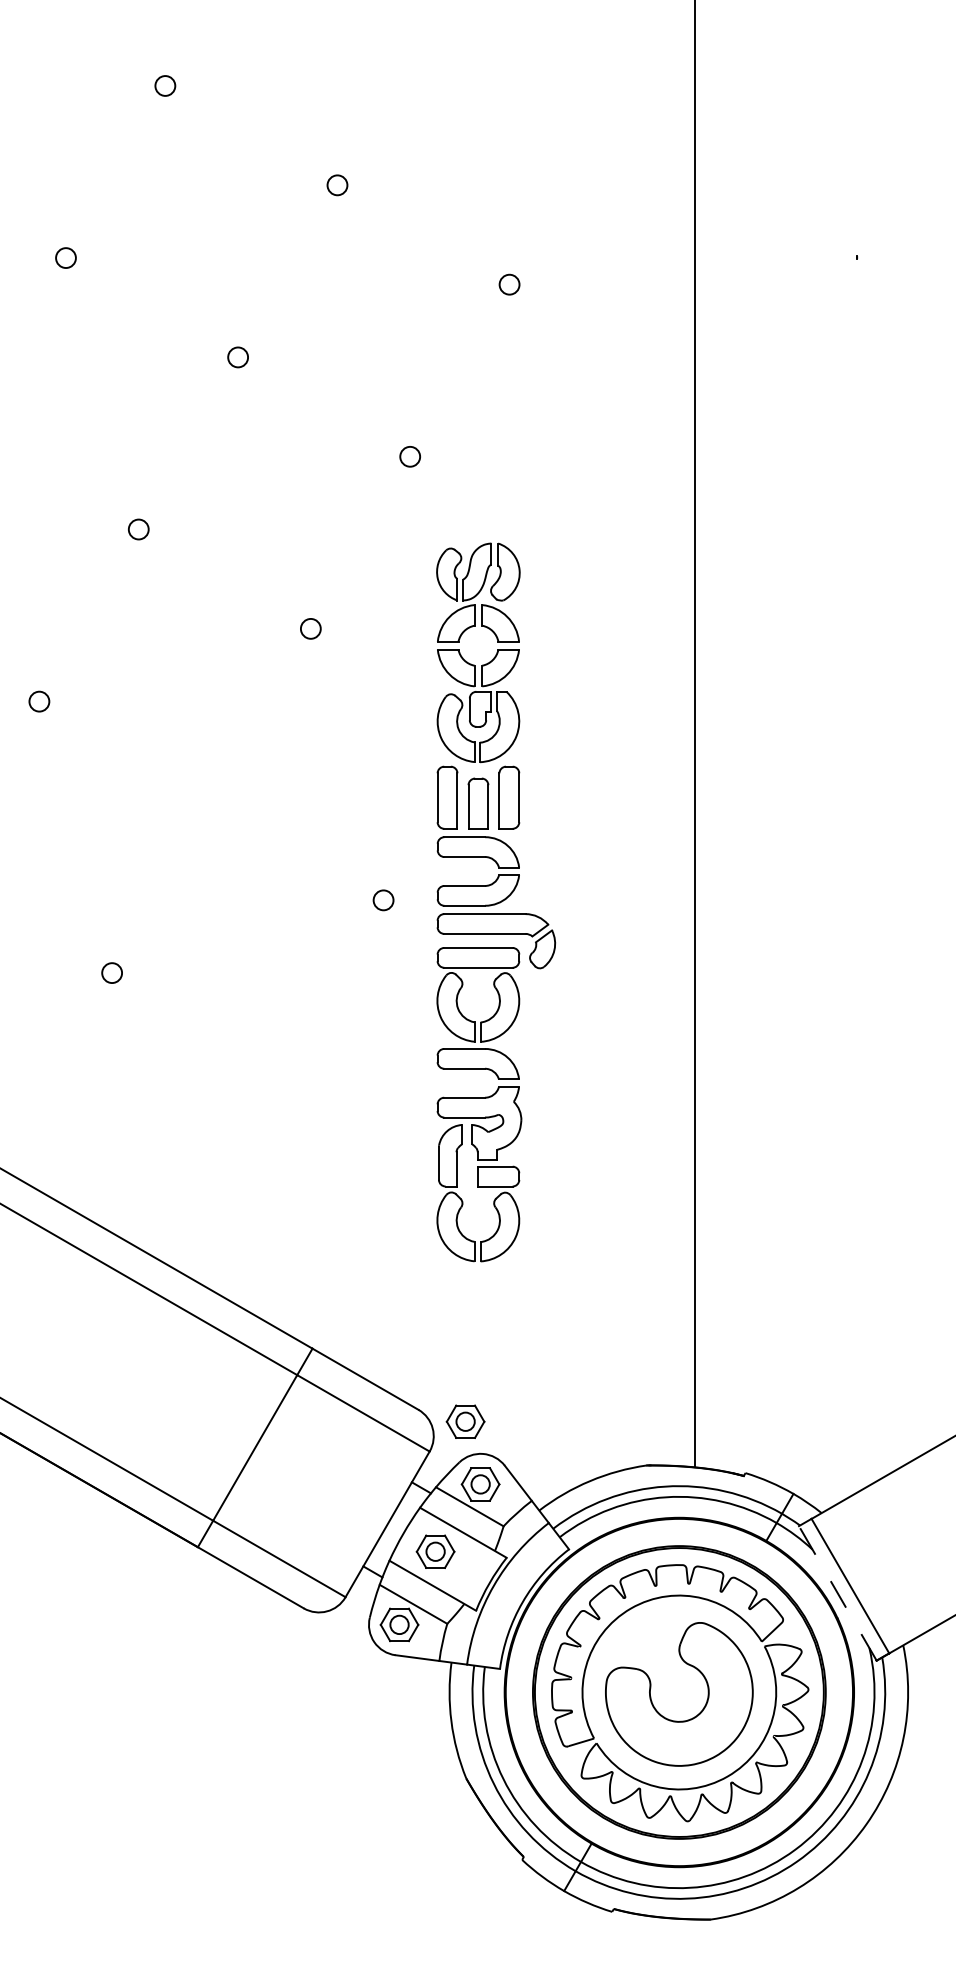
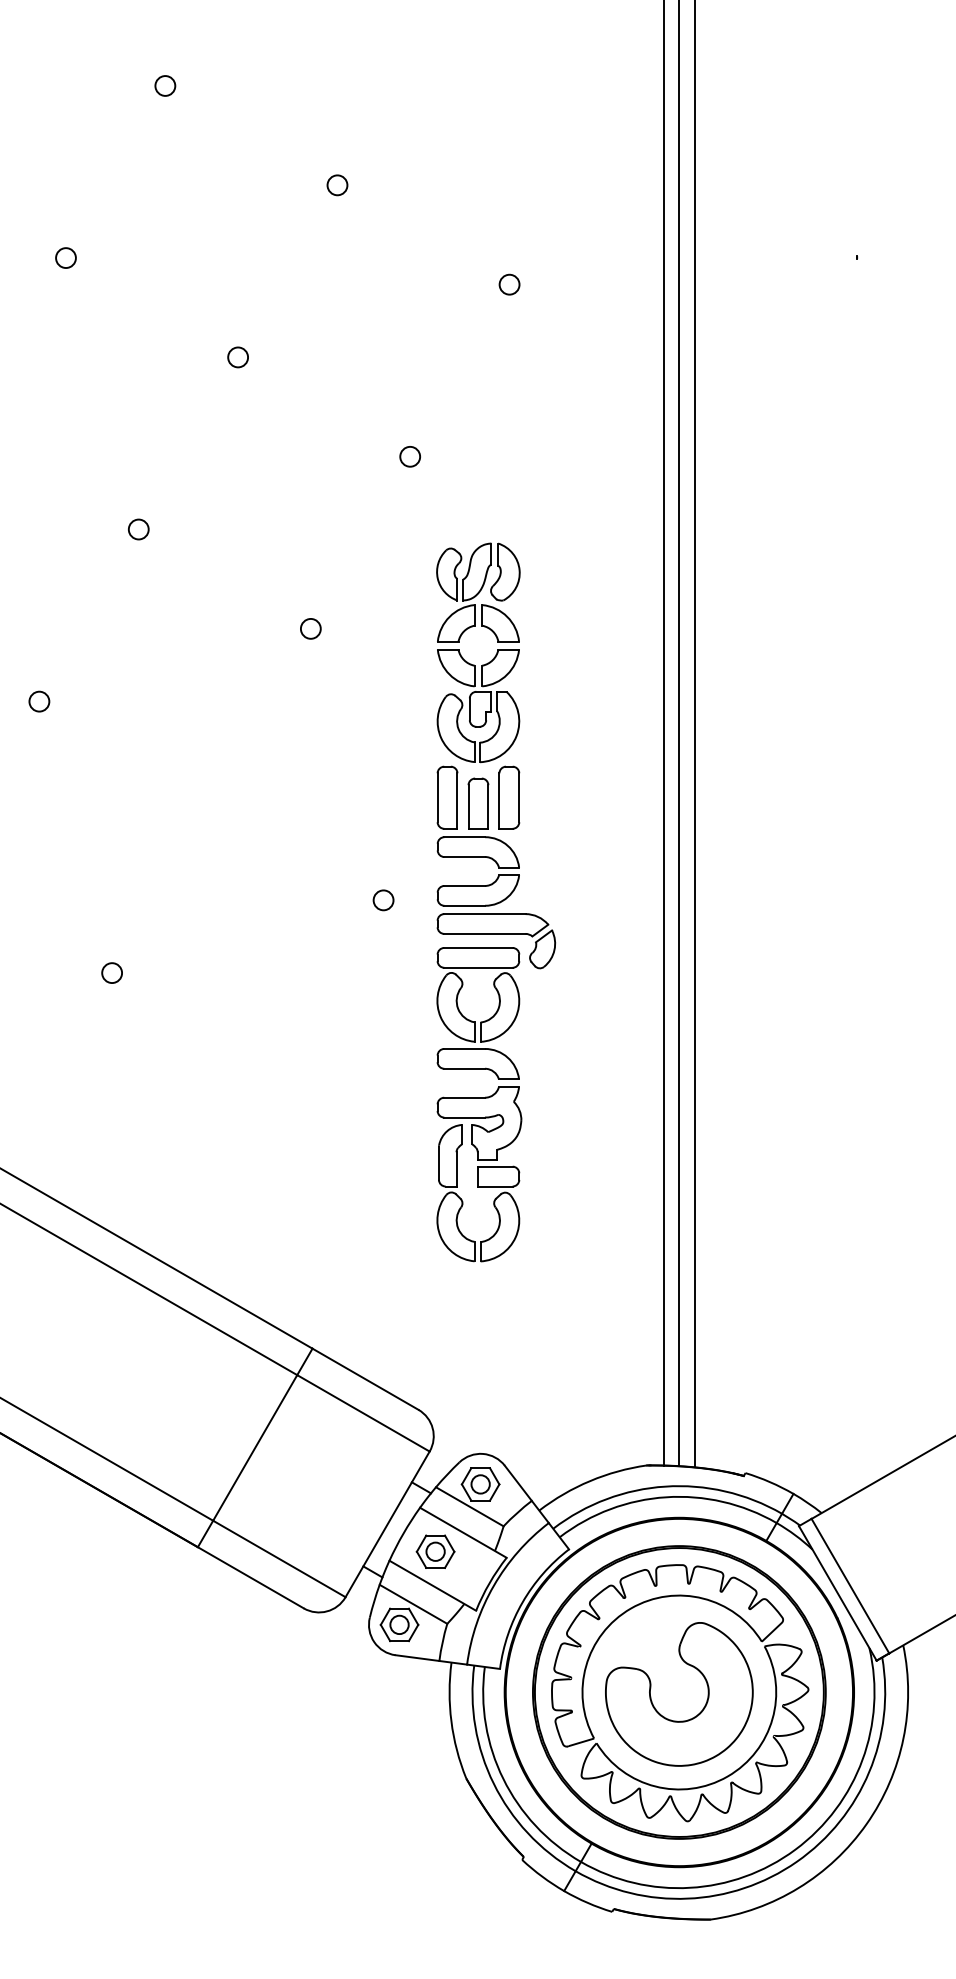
line: none -> present (664, 733)
line: none -> present (679, 734)
part: present -> none (465, 1421)
line: dashed -> solid (837, 1593)
